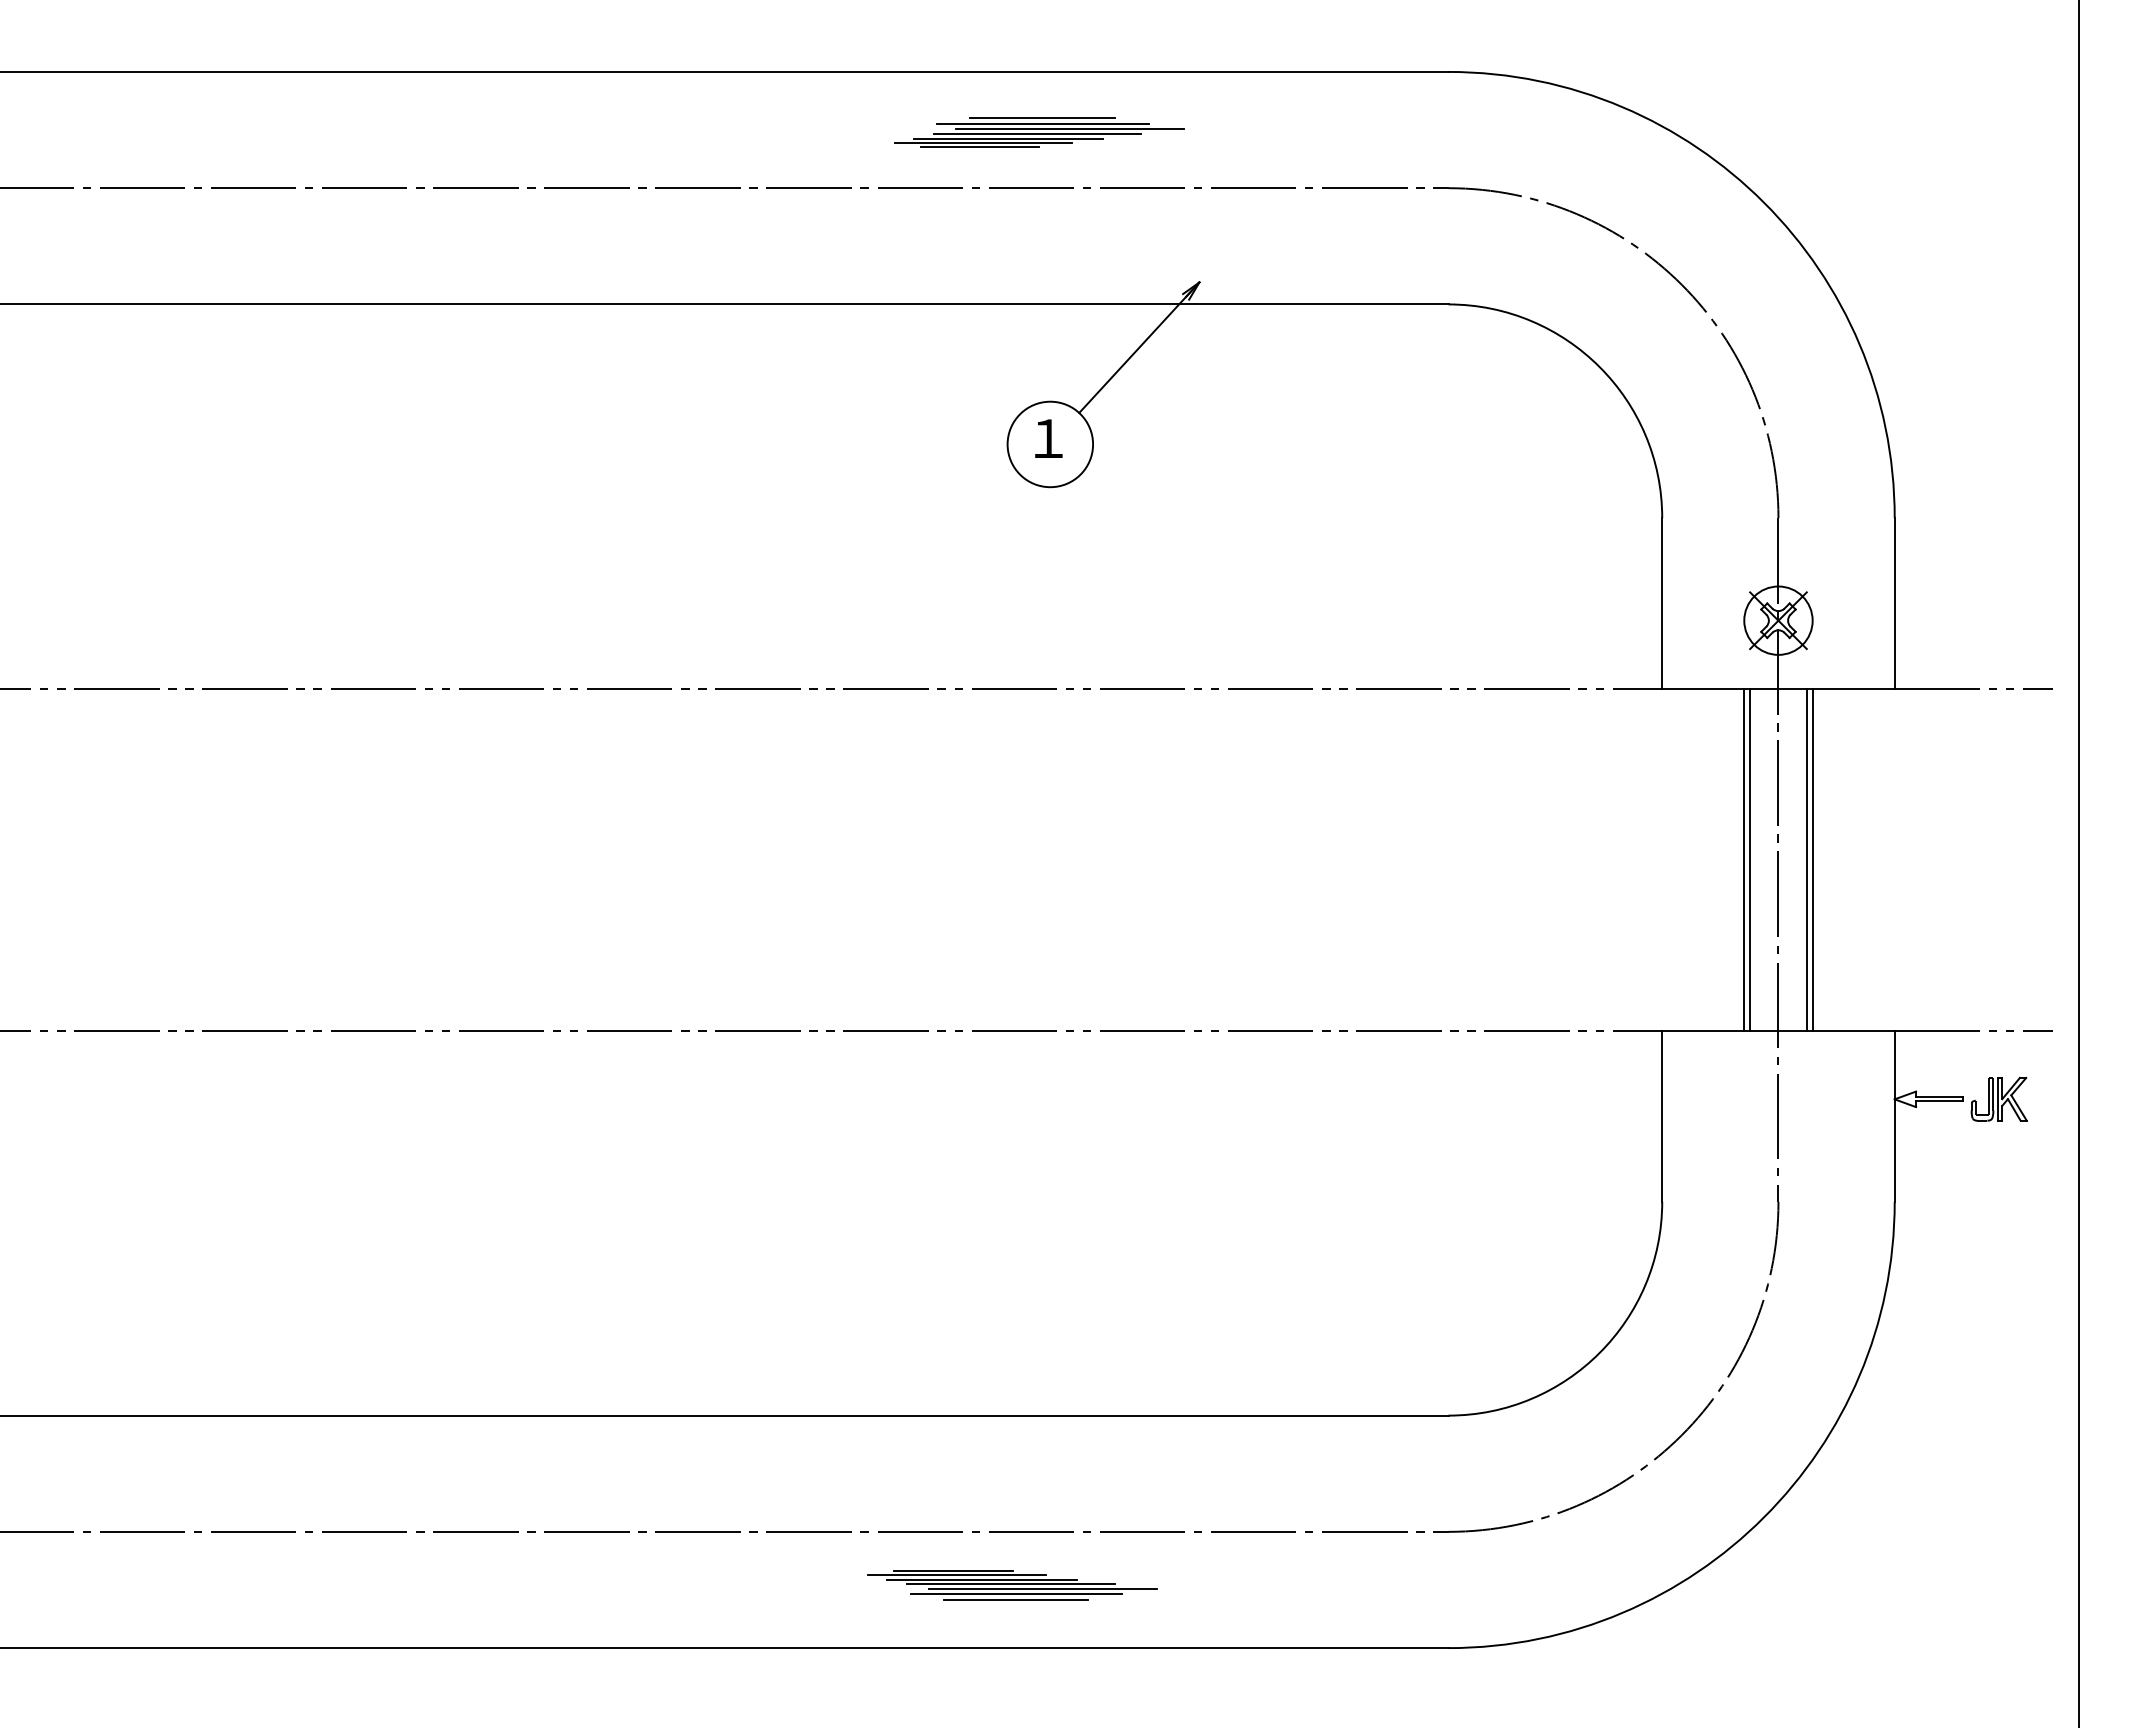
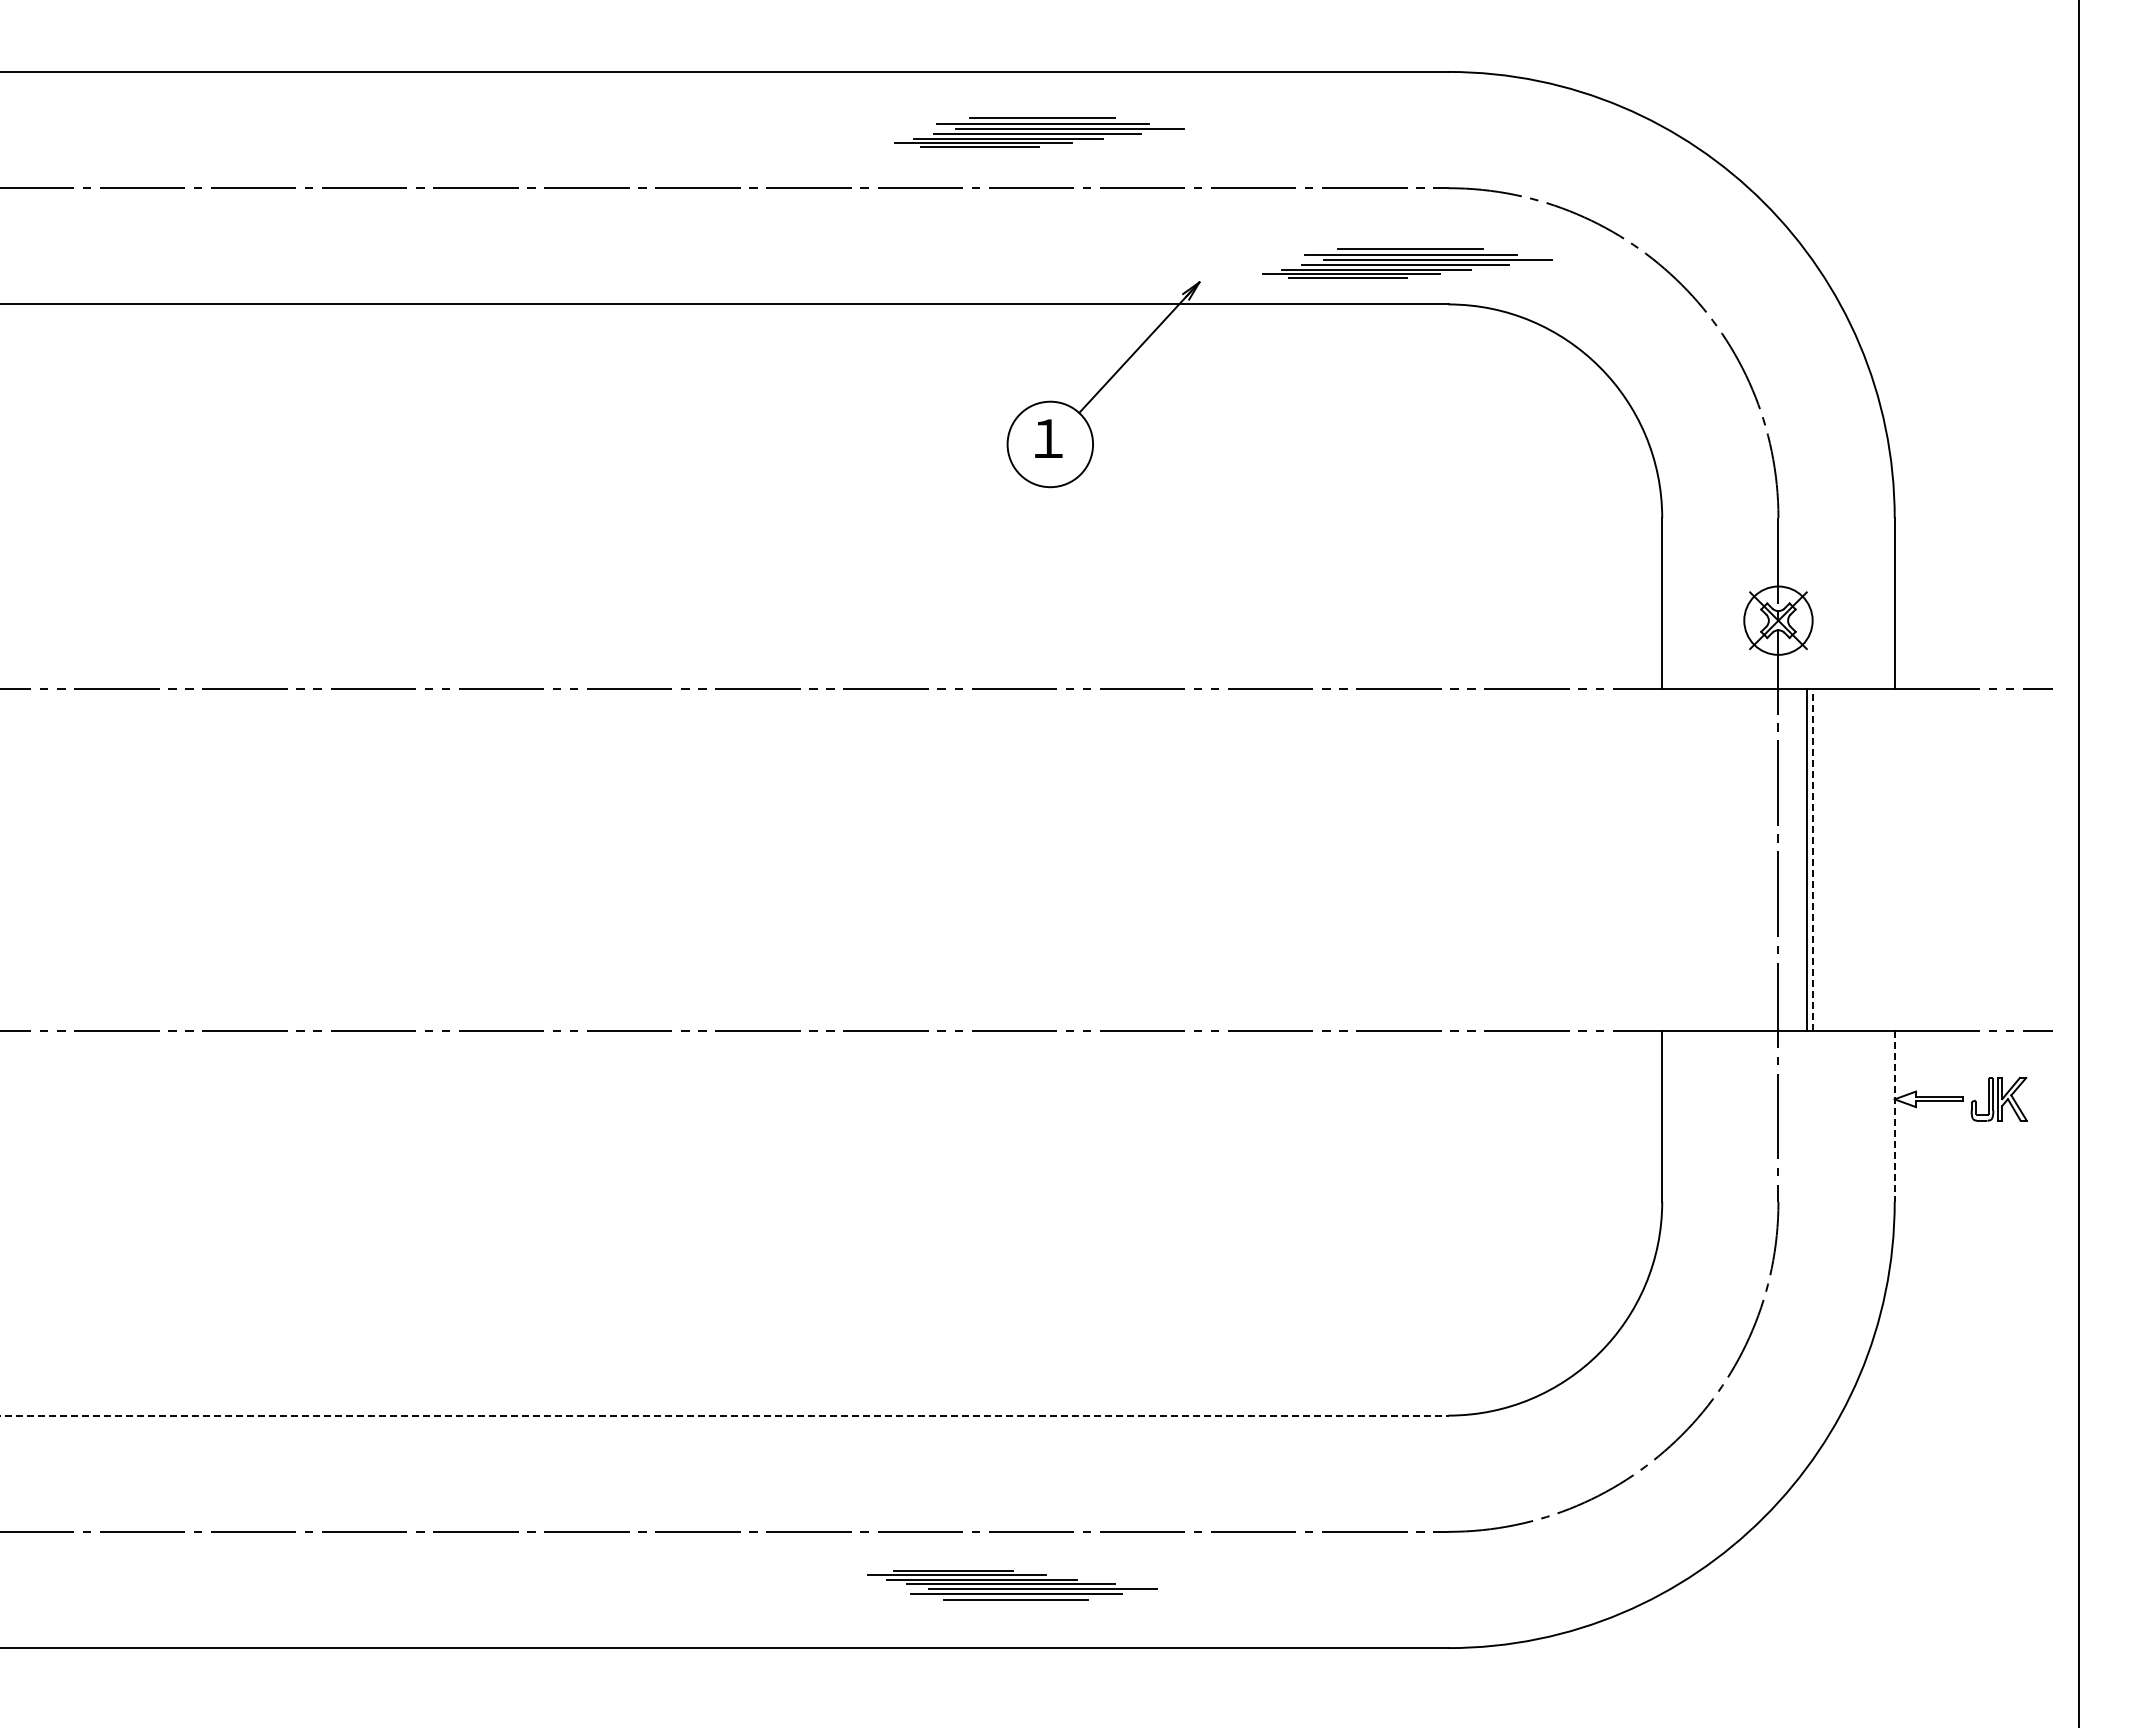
part: none -> present (1407, 263)
line: present -> none (1744, 859)
line: present -> none (1749, 859)
line: solid -> dashed (1812, 860)
line: solid -> dashed (1894, 1116)
line: solid -> dashed (724, 1415)
